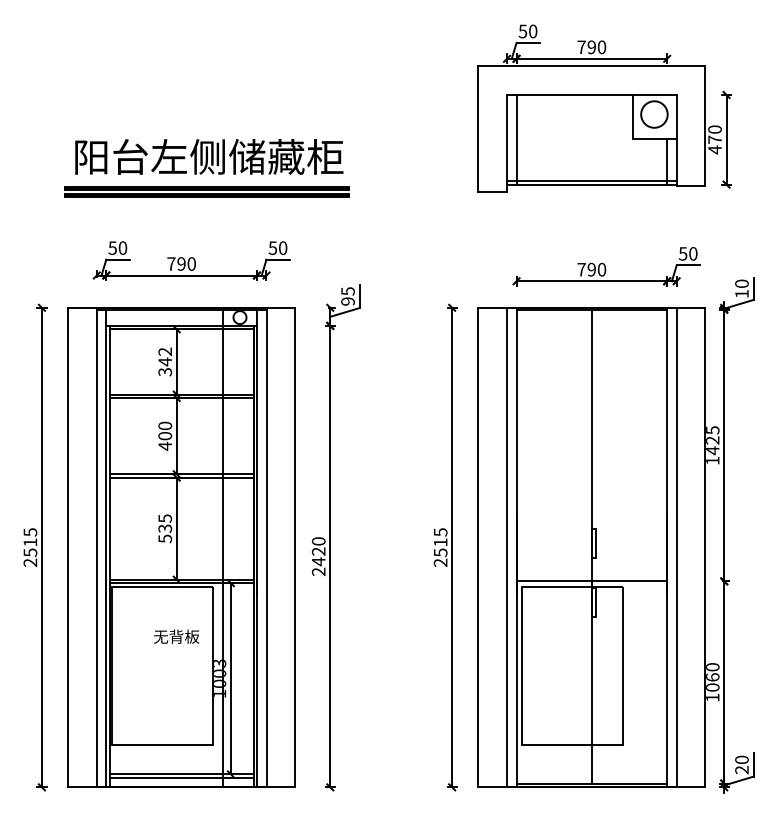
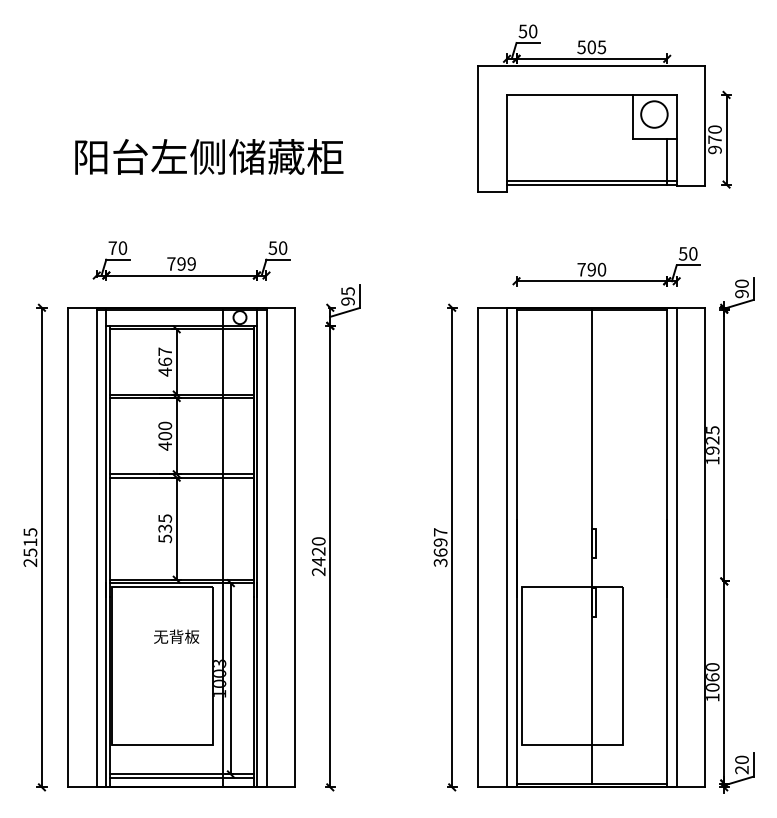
text: 790 -> 505 (591, 47)
line: present -> none (516, 139)
text: 470 -> 970 (714, 149)
part: present -> none (206, 191)
text: 50 -> 70 (112, 248)
text: 790 -> 799 (191, 263)
text: 10 -> 90 (741, 293)
text: 342 -> 467 (165, 361)
text: 1425 -> 1925 (712, 450)
text: 2515 -> 3697 (440, 547)
line: present -> none (591, 581)
